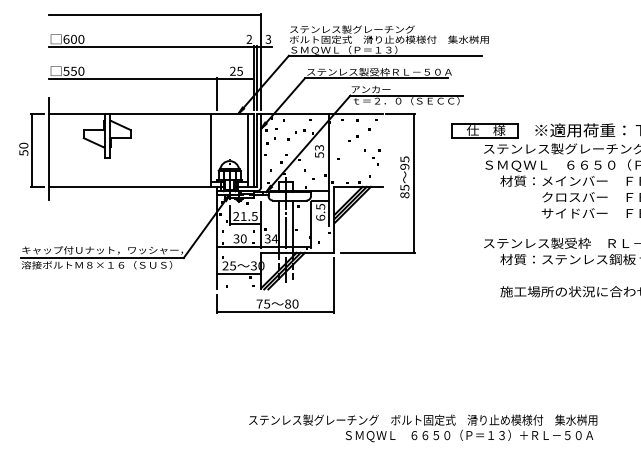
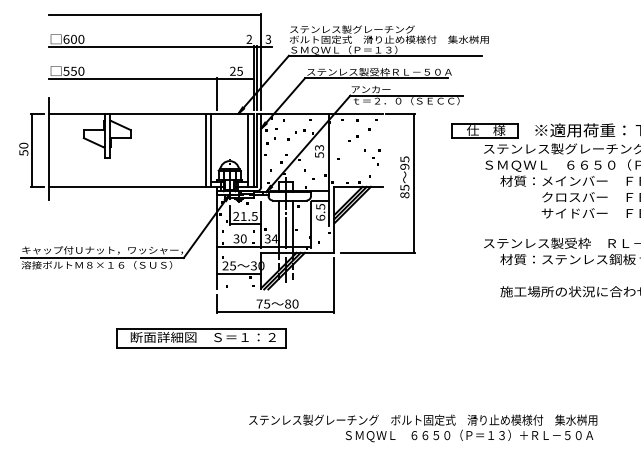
line: none -> present (205, 149)
part: none -> present (201, 338)
